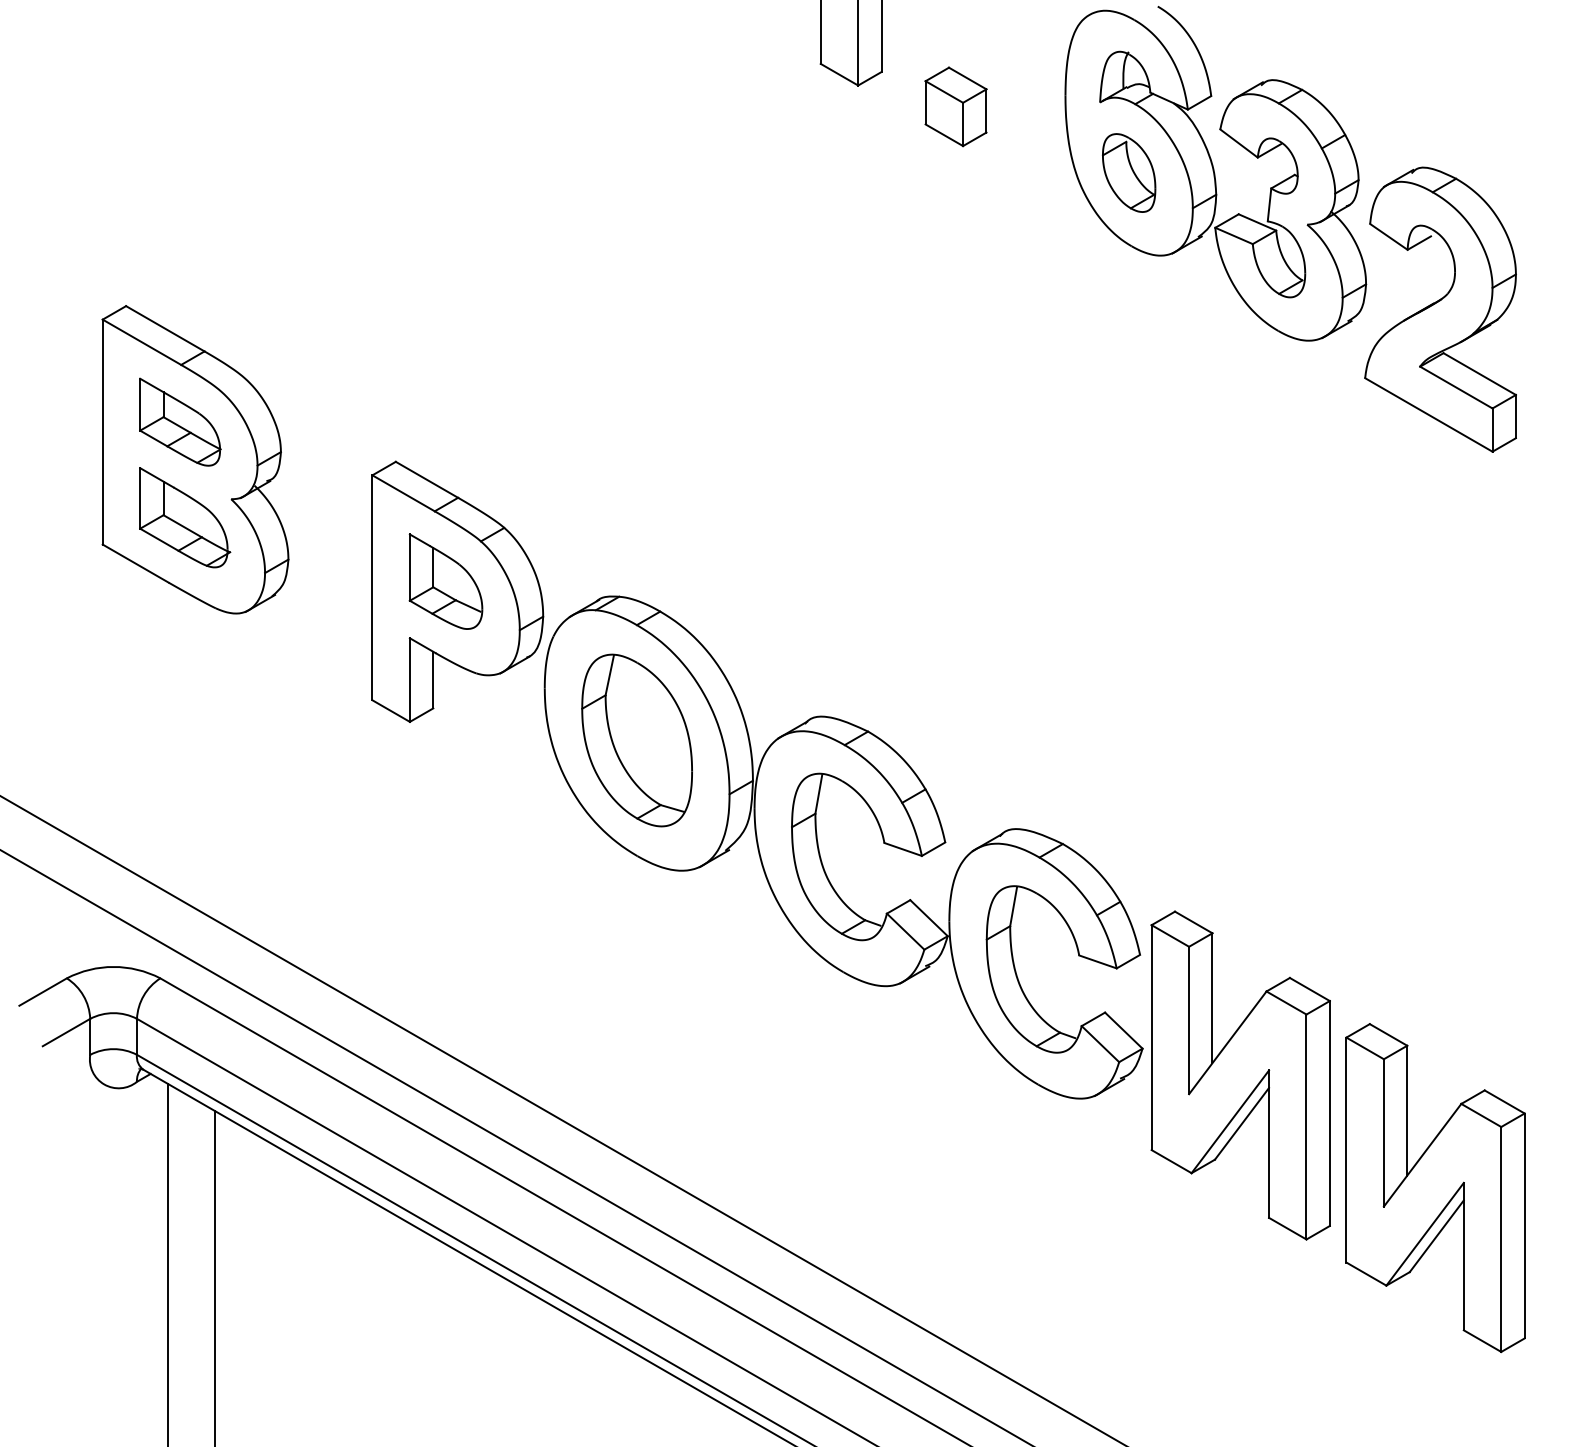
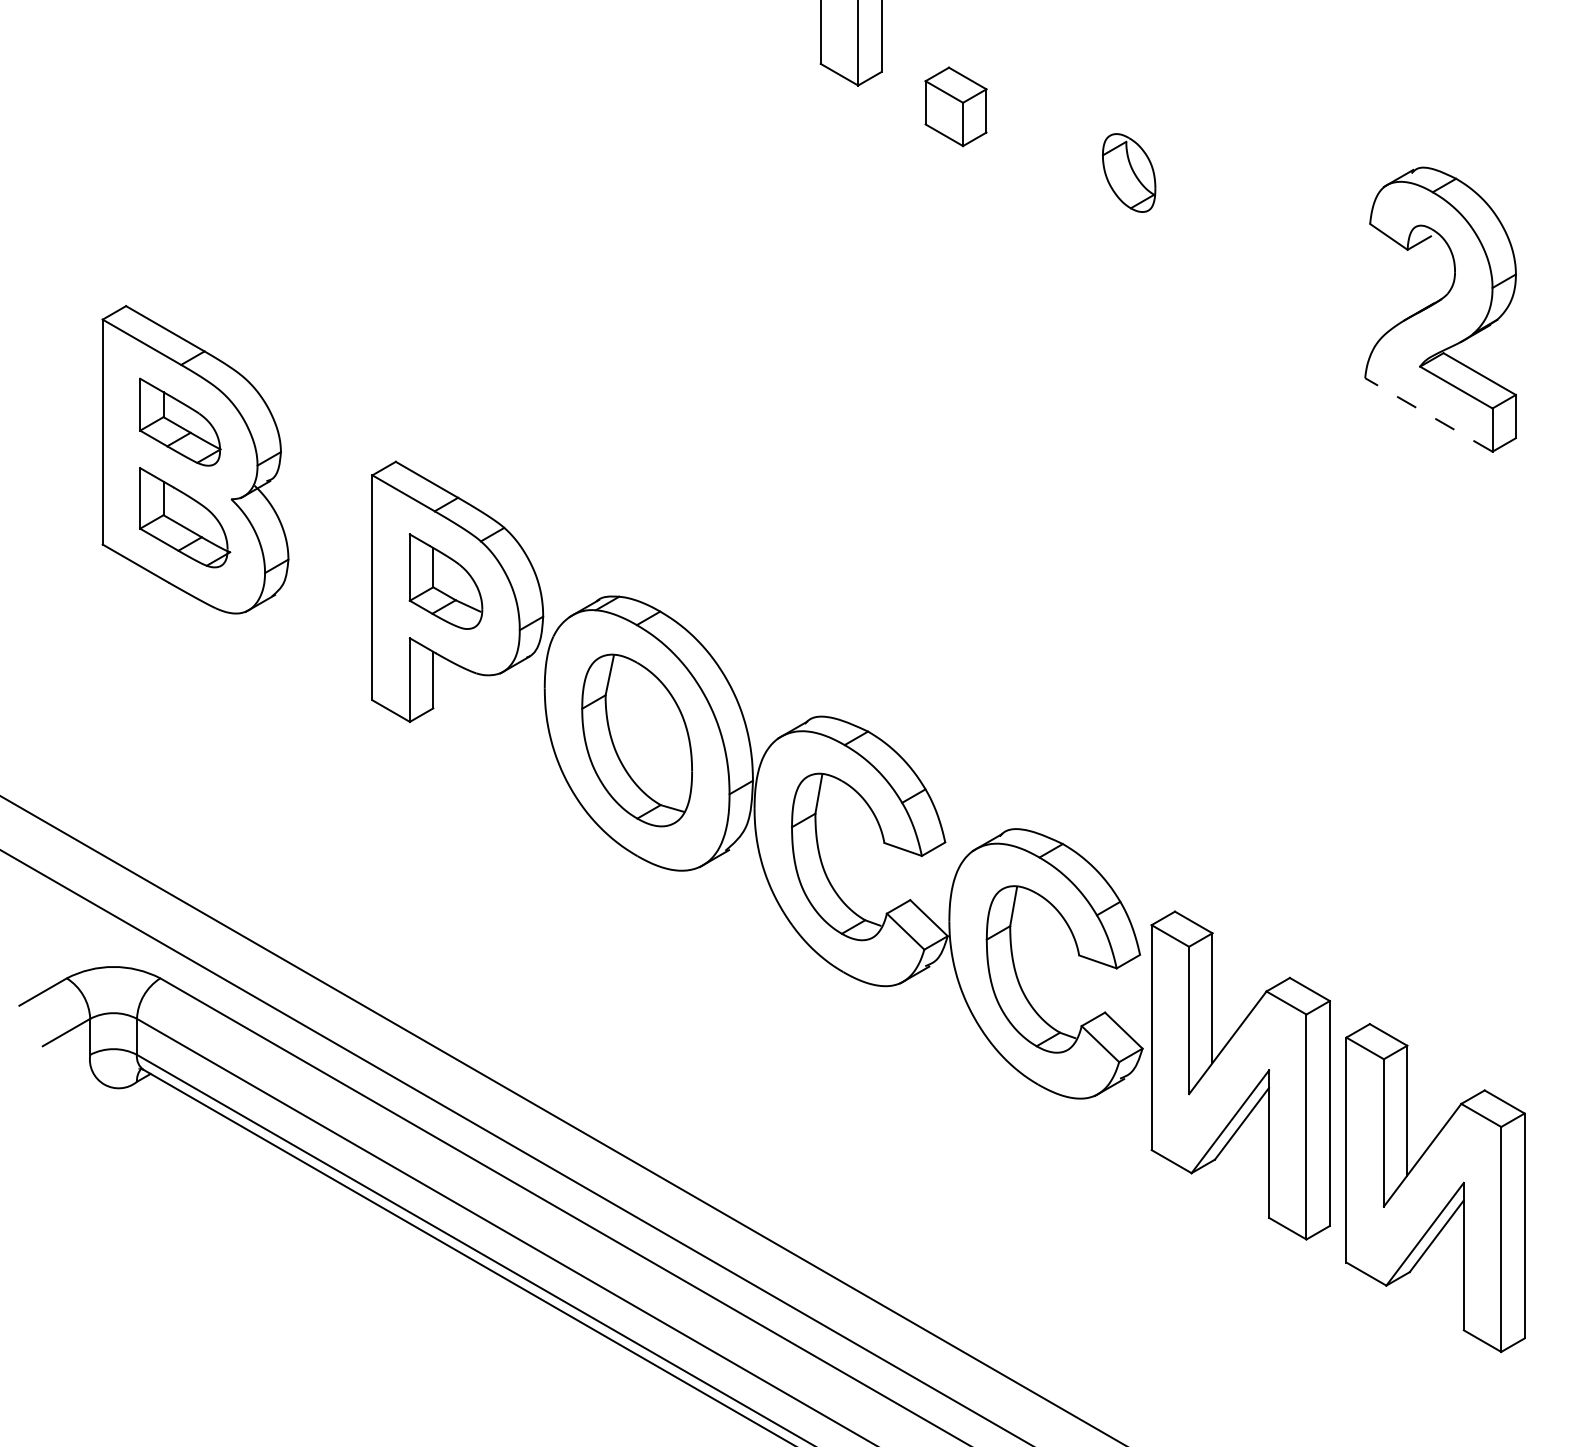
part: present -> none (1215, 173)
line: solid -> dashed (1428, 414)
line: present -> none (168, 1263)
line: present -> none (214, 1277)
